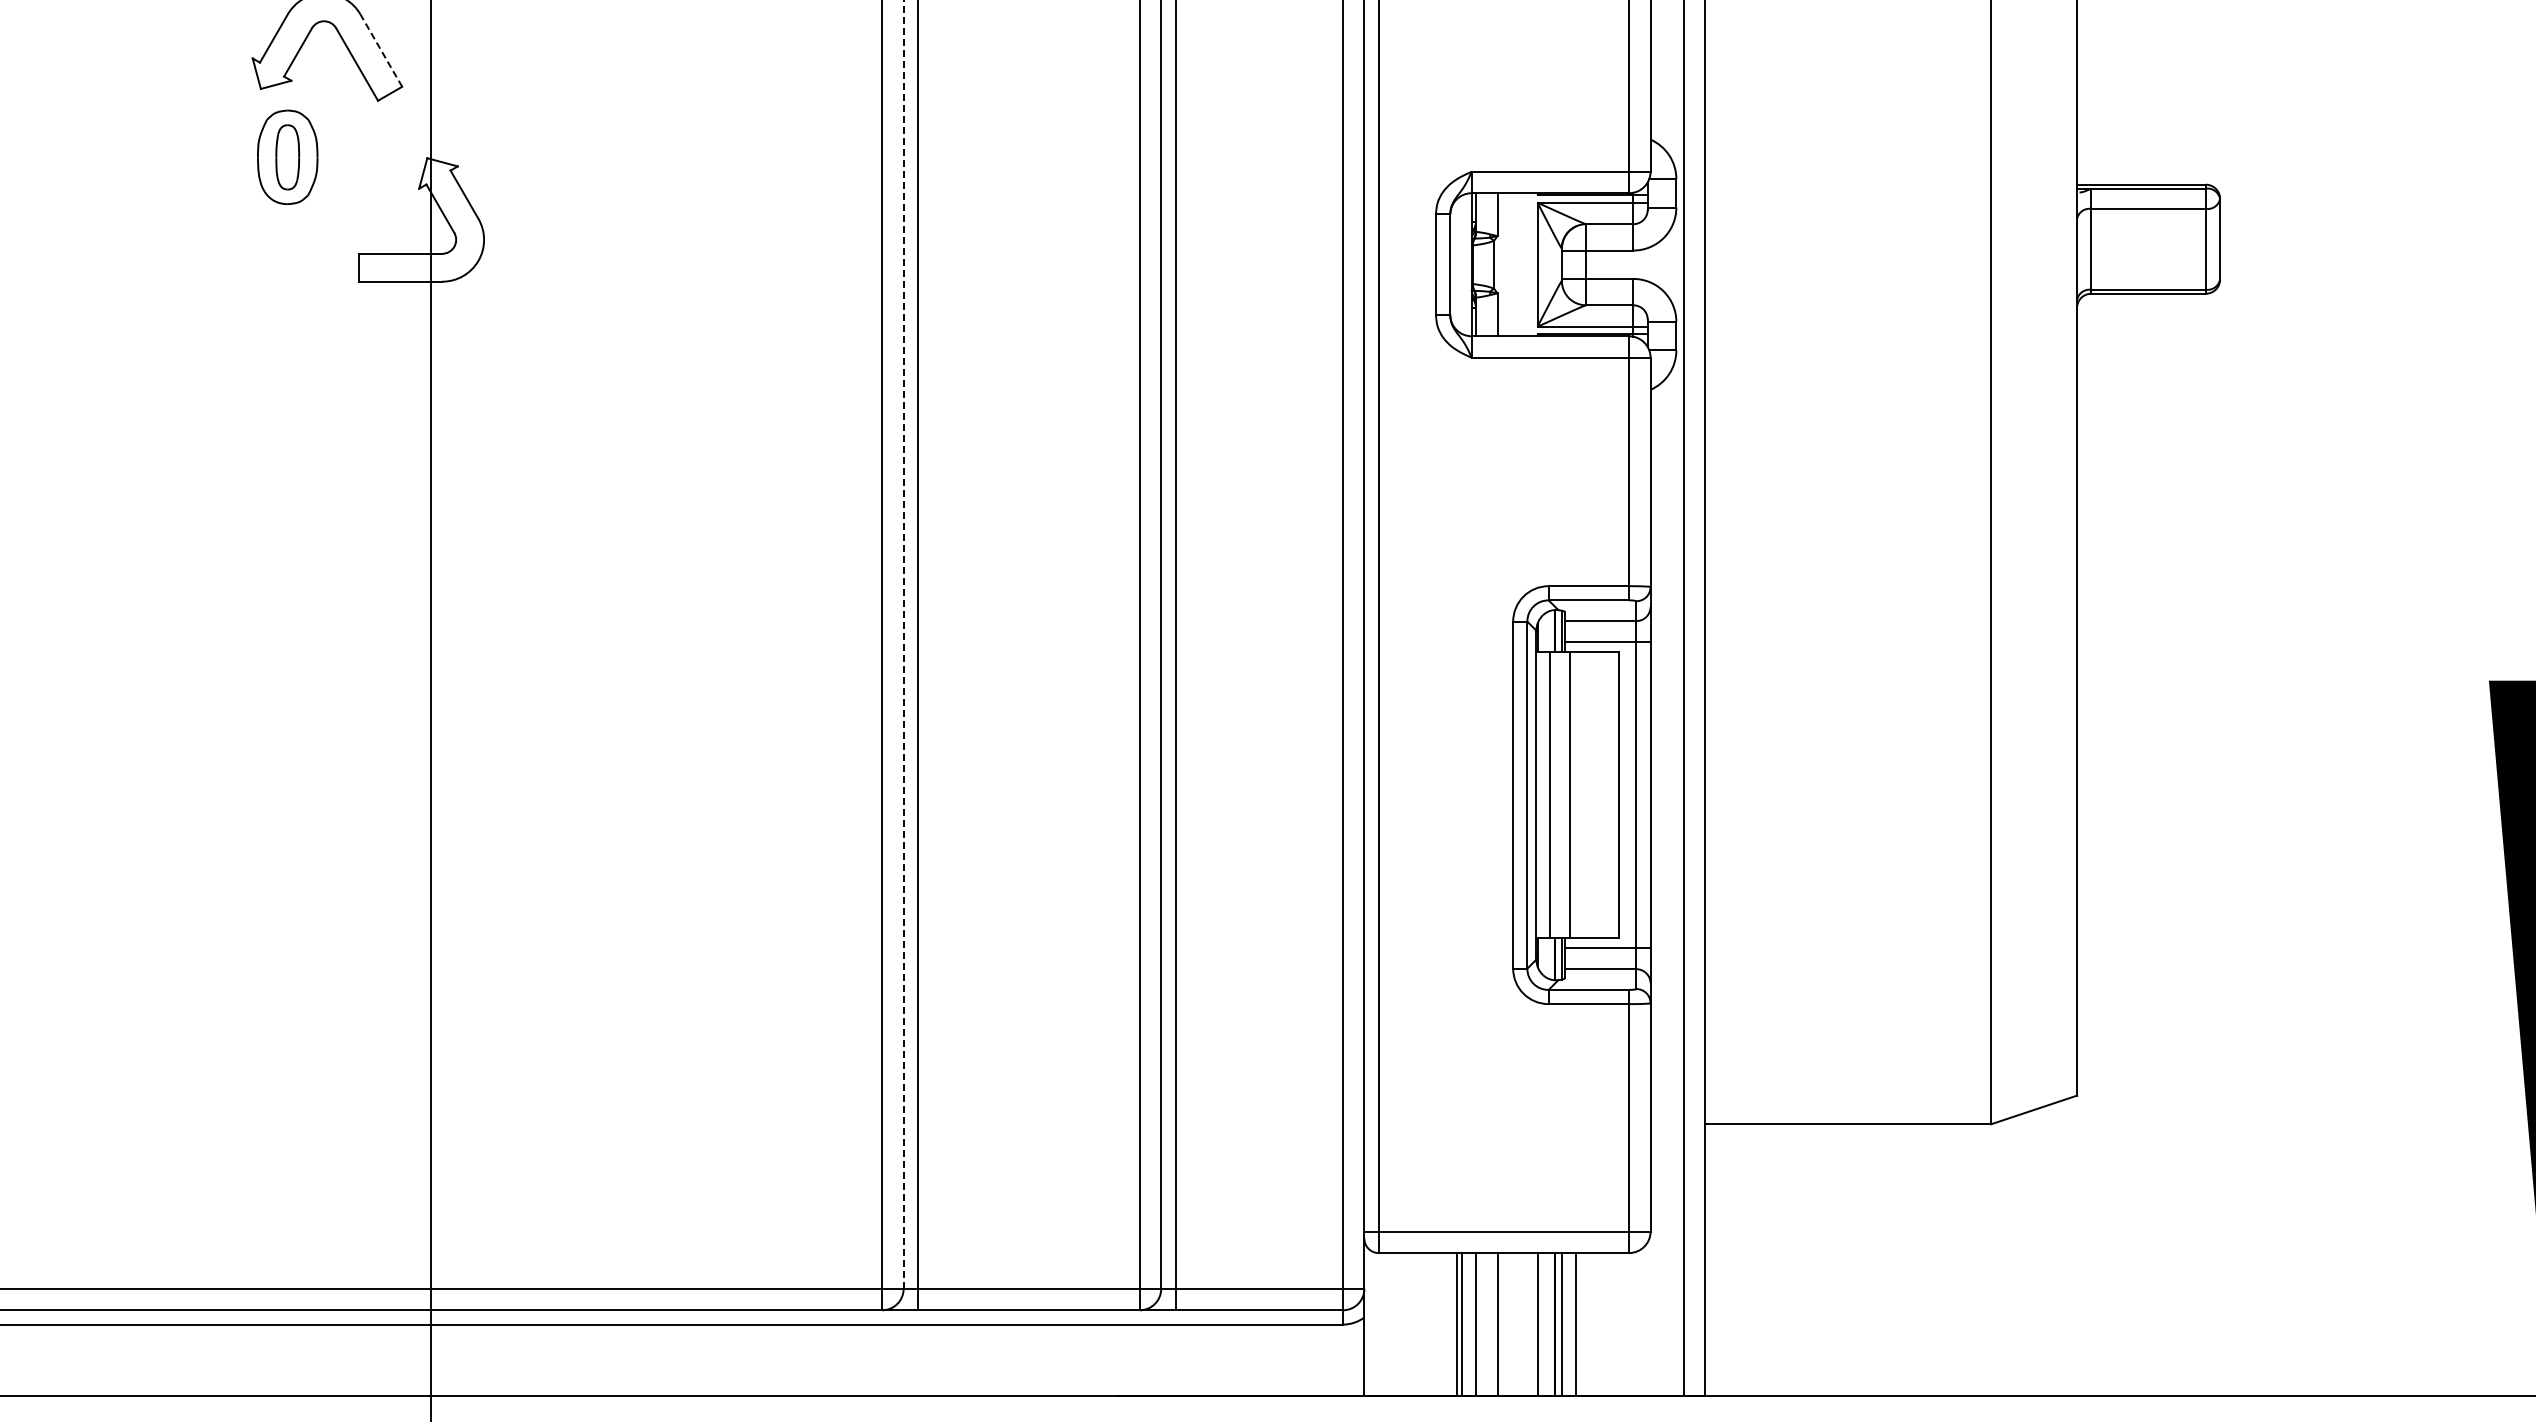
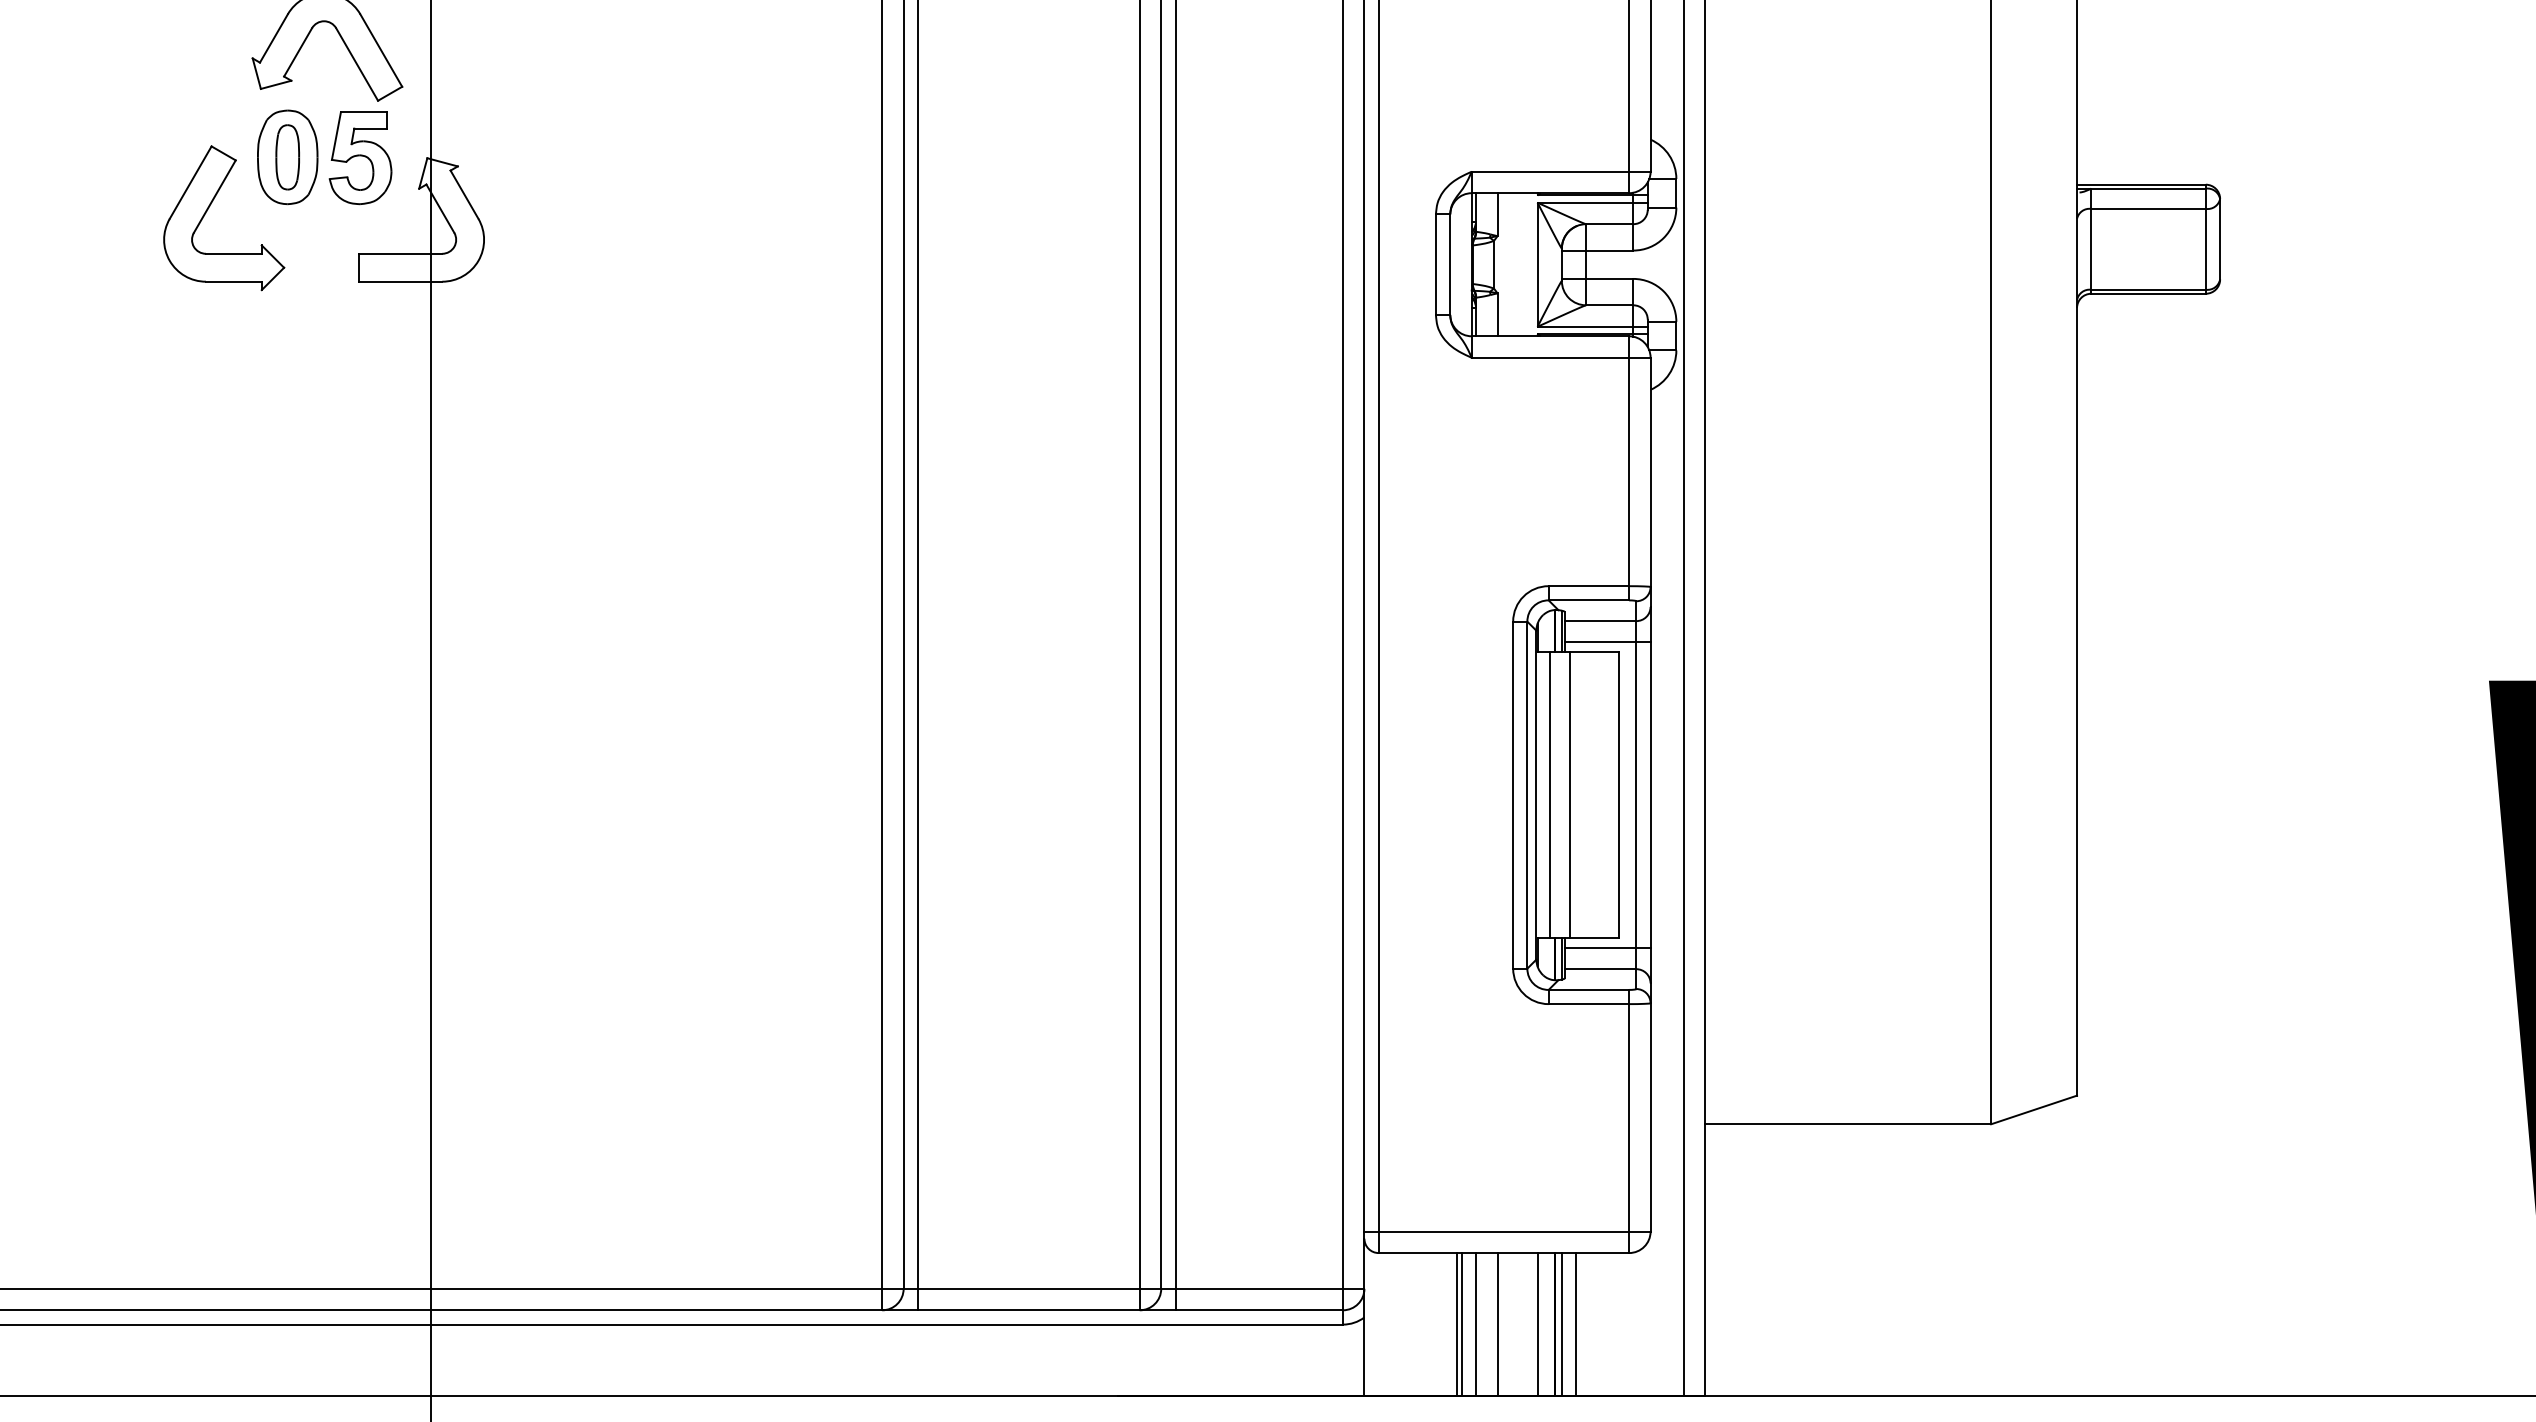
line: dashed -> solid (381, 50)
part: none -> present (360, 158)
part: none -> present (209, 208)
line: dashed -> solid (903, 644)
